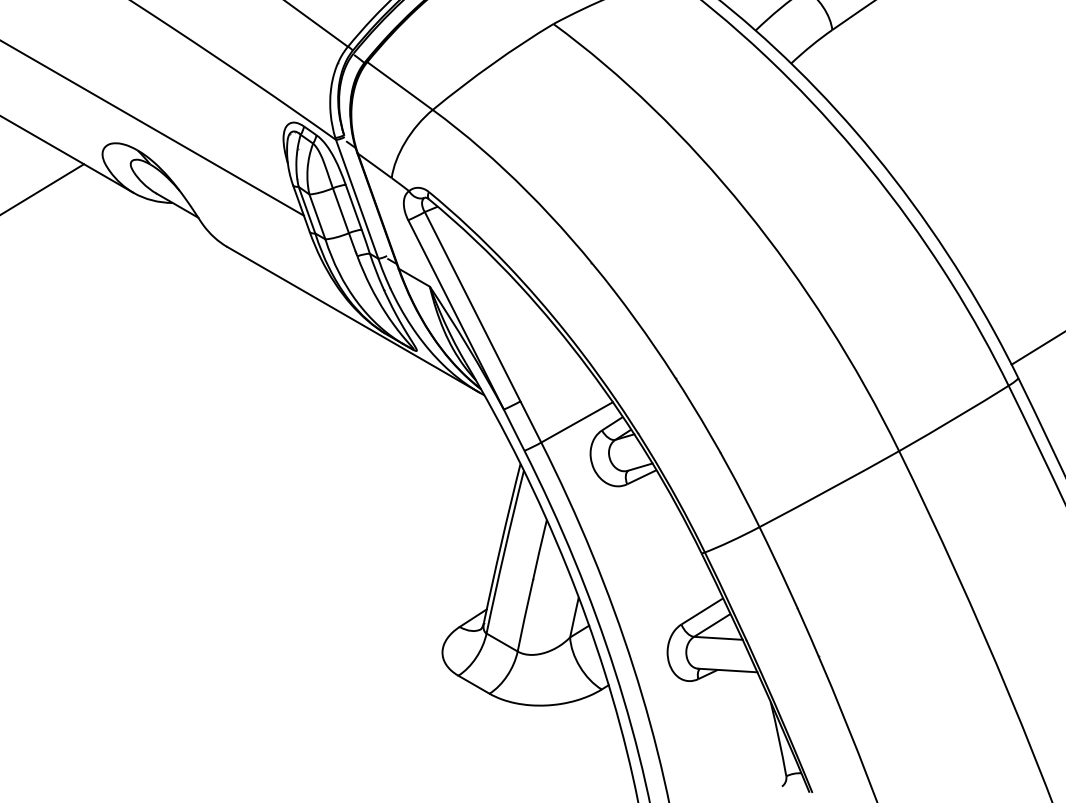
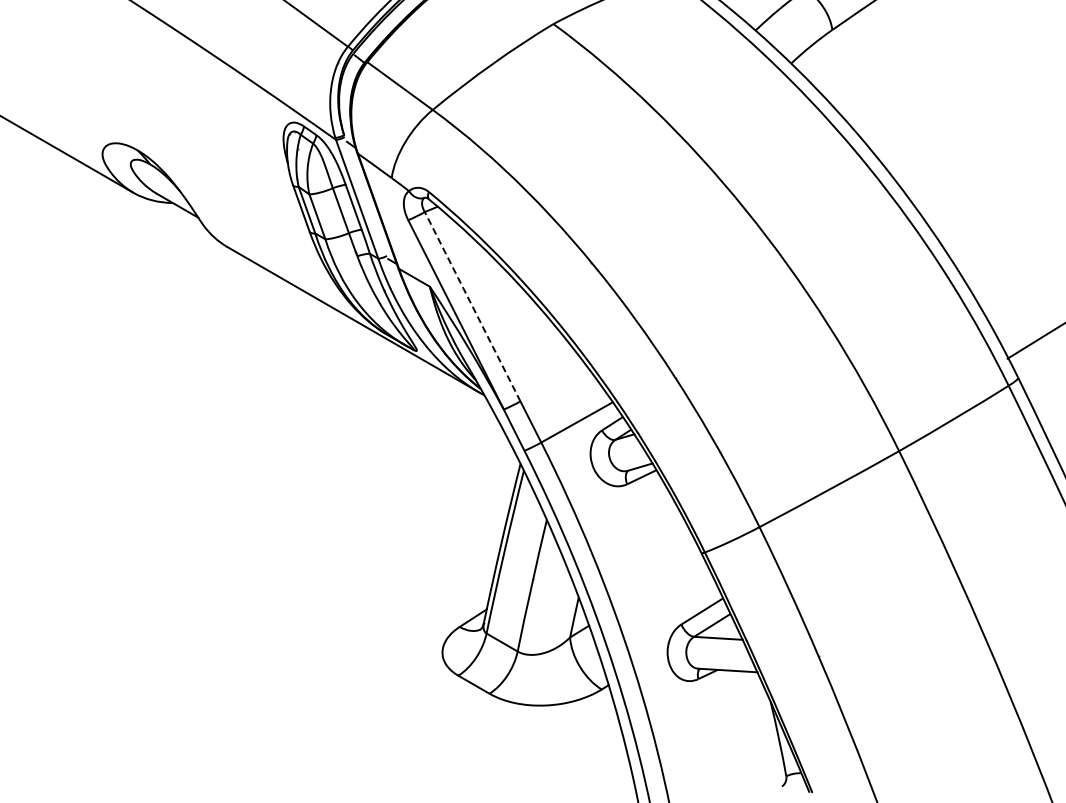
line: present -> none (152, 128)
line: present -> none (43, 188)
line: solid -> dashed (472, 306)
line position: (1036, 348) -> (1034, 341) (1034, 341)
